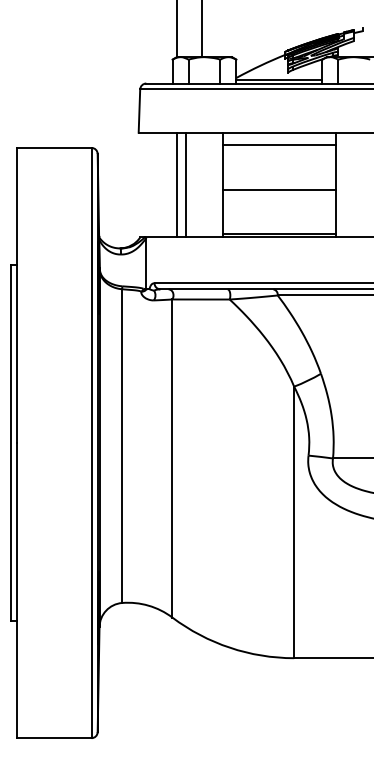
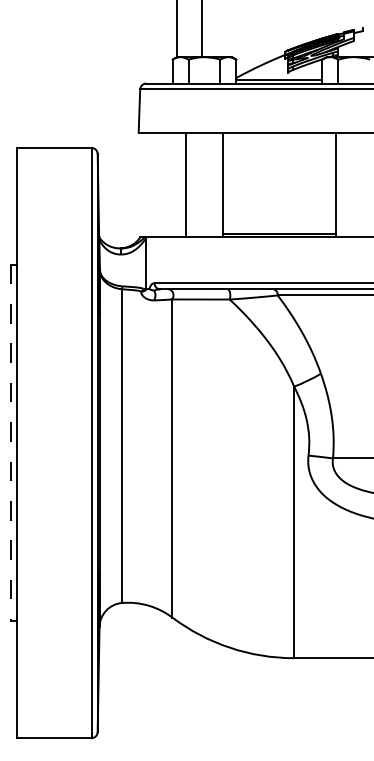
line: present -> none (278, 144)
line: present -> none (177, 184)
line: present -> none (278, 189)
line: solid -> dashed (11, 443)
